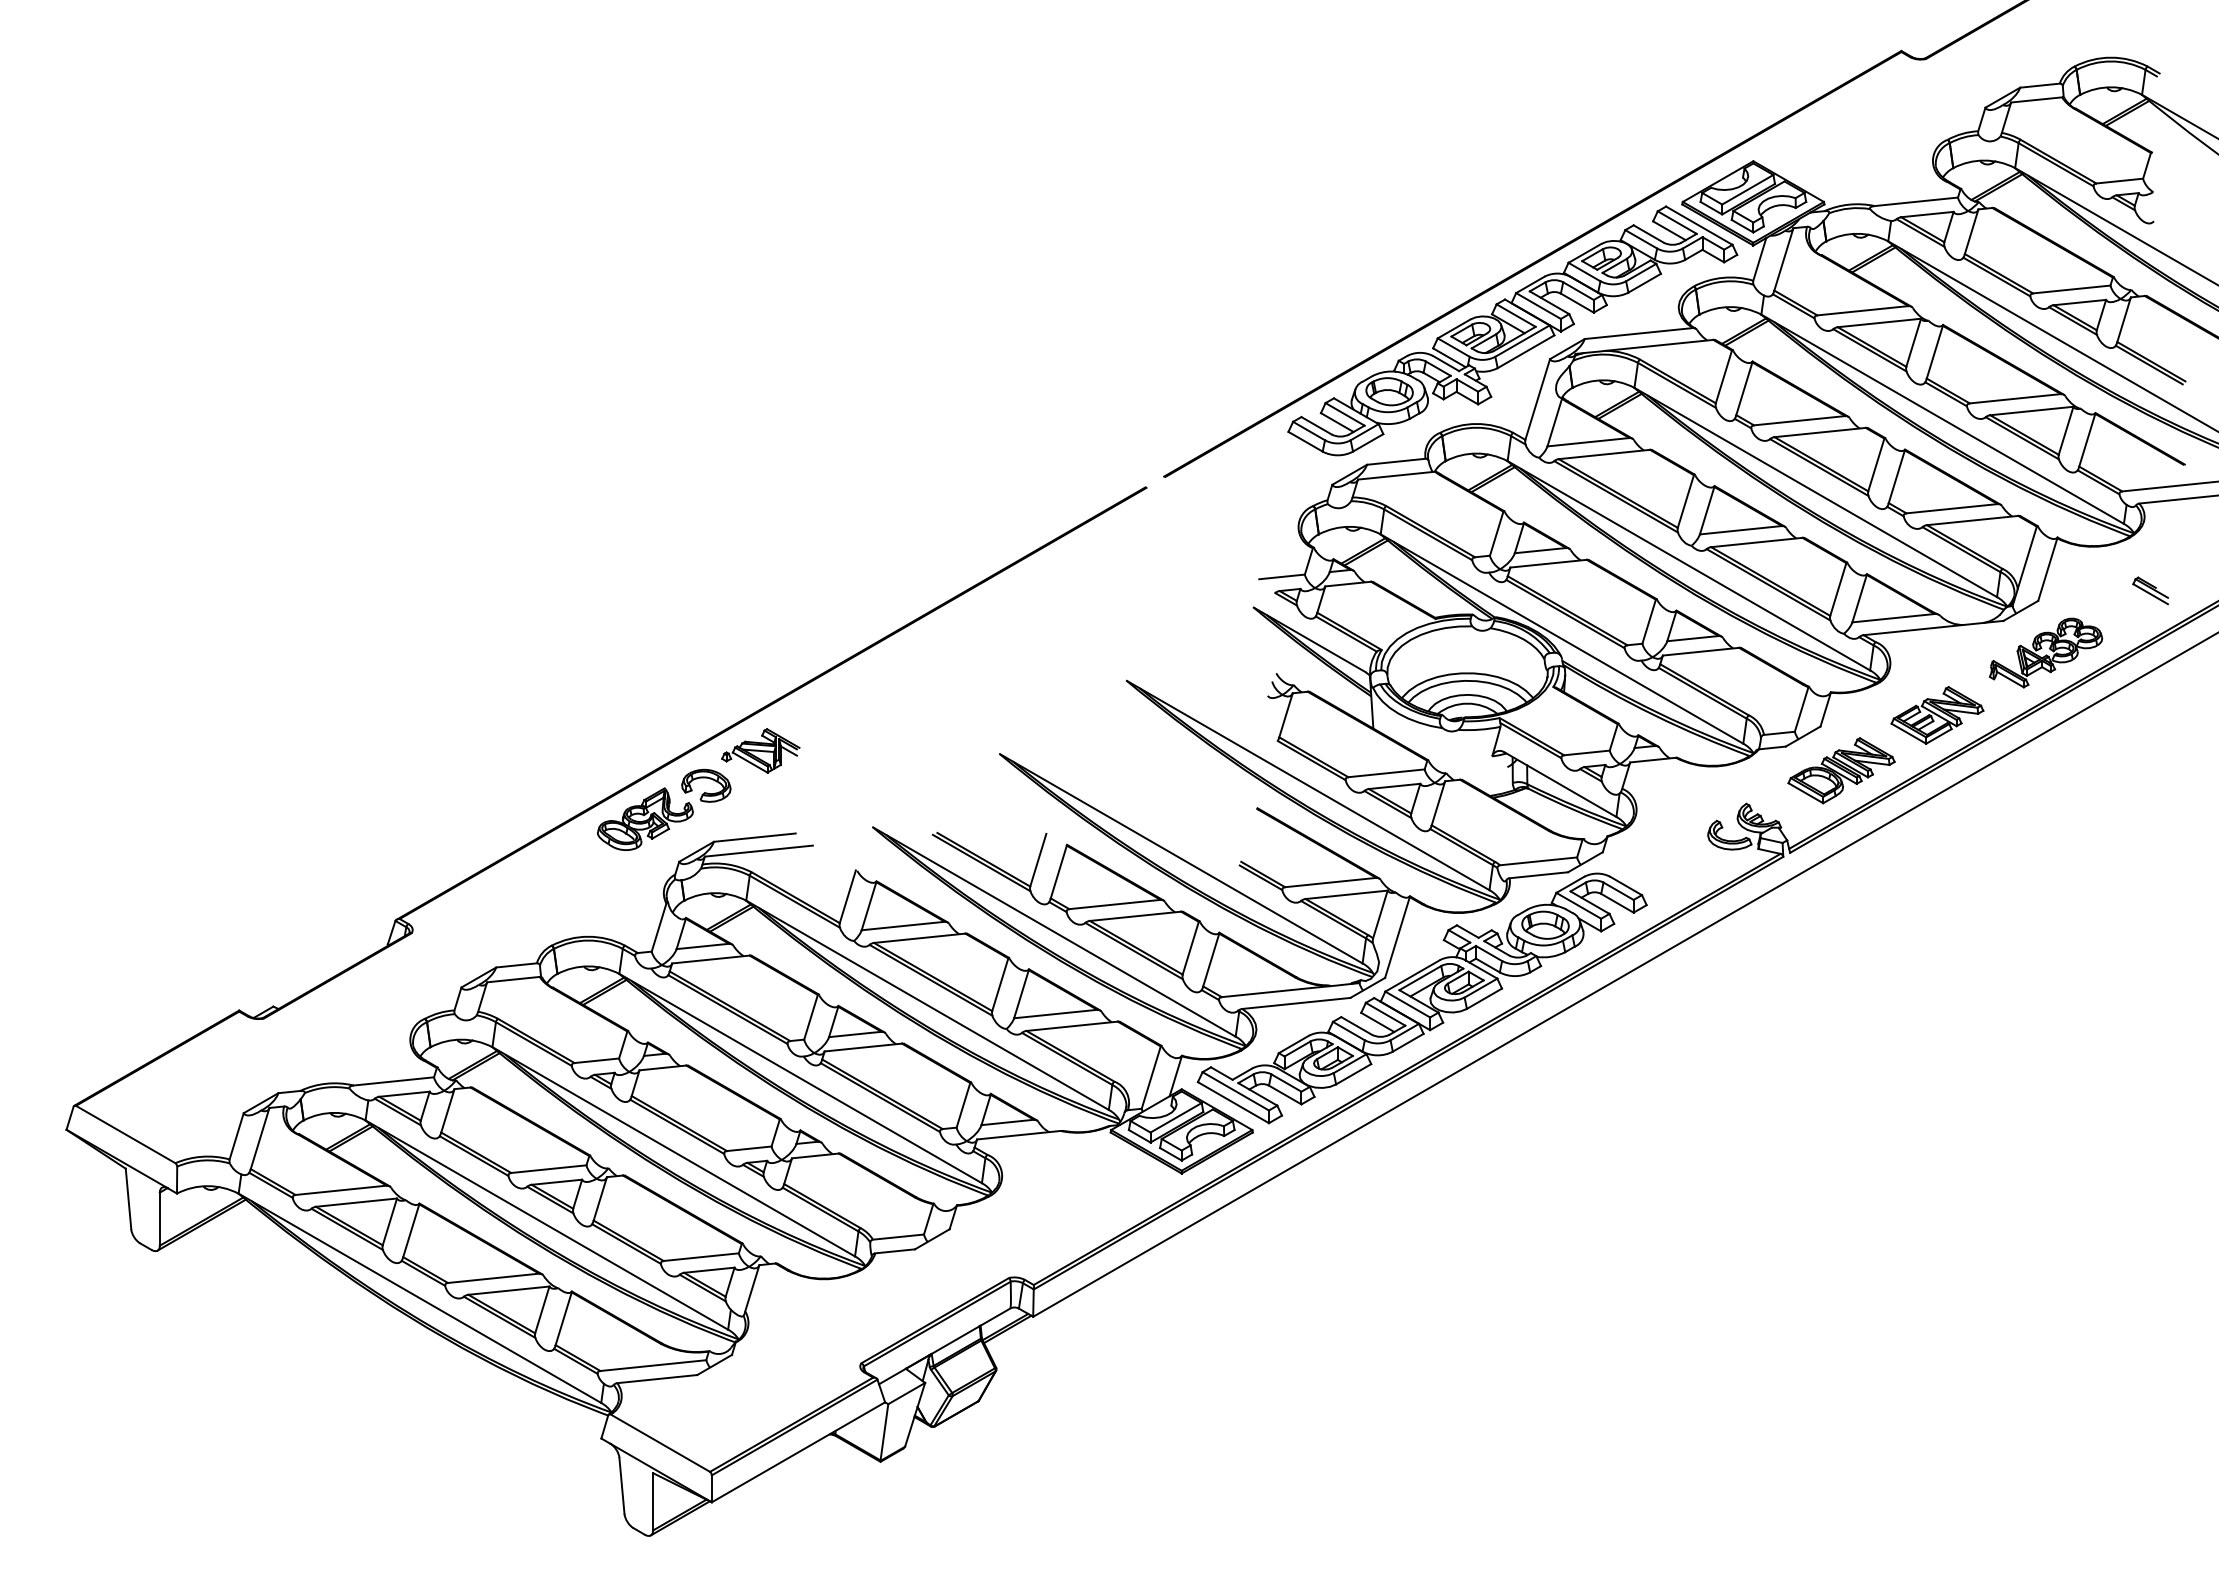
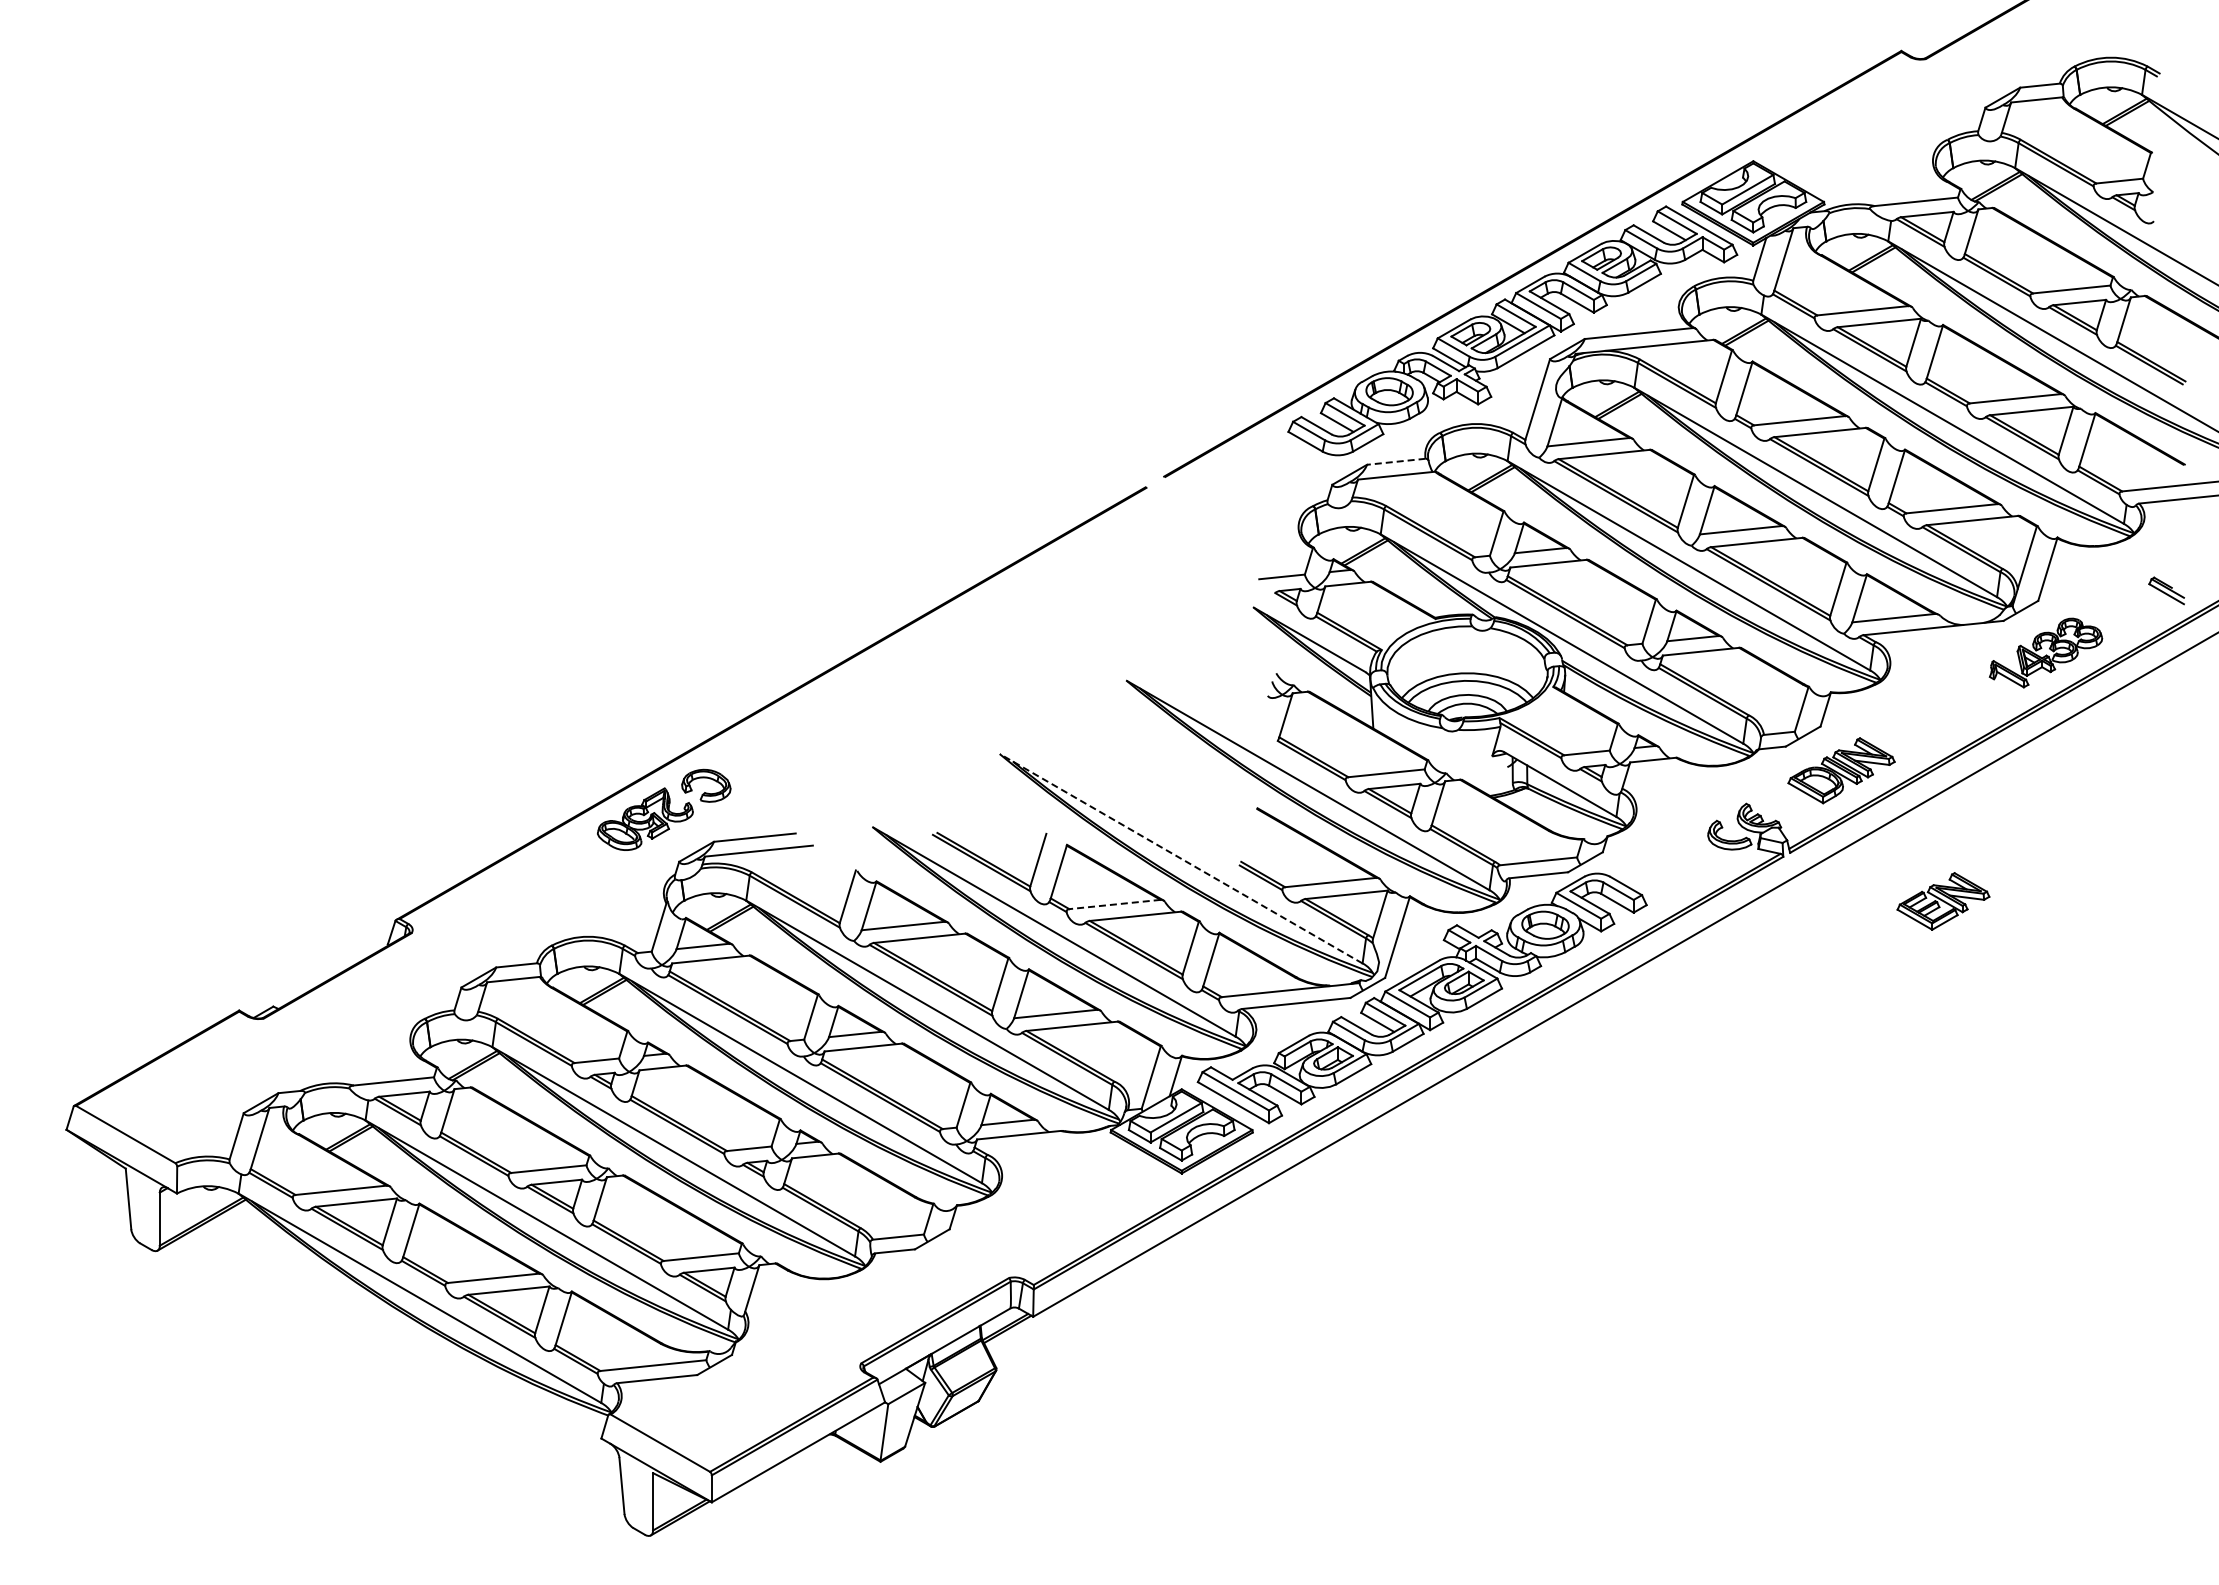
line: solid -> dashed (1395, 461)
part position: (2150, 590) -> (2166, 590) (2166, 590)
part position: (1937, 715) -> (1943, 901) (1943, 901)
part: present -> none (760, 750)
line: solid -> dashed (1180, 858)
line: solid -> dashed (1114, 904)
